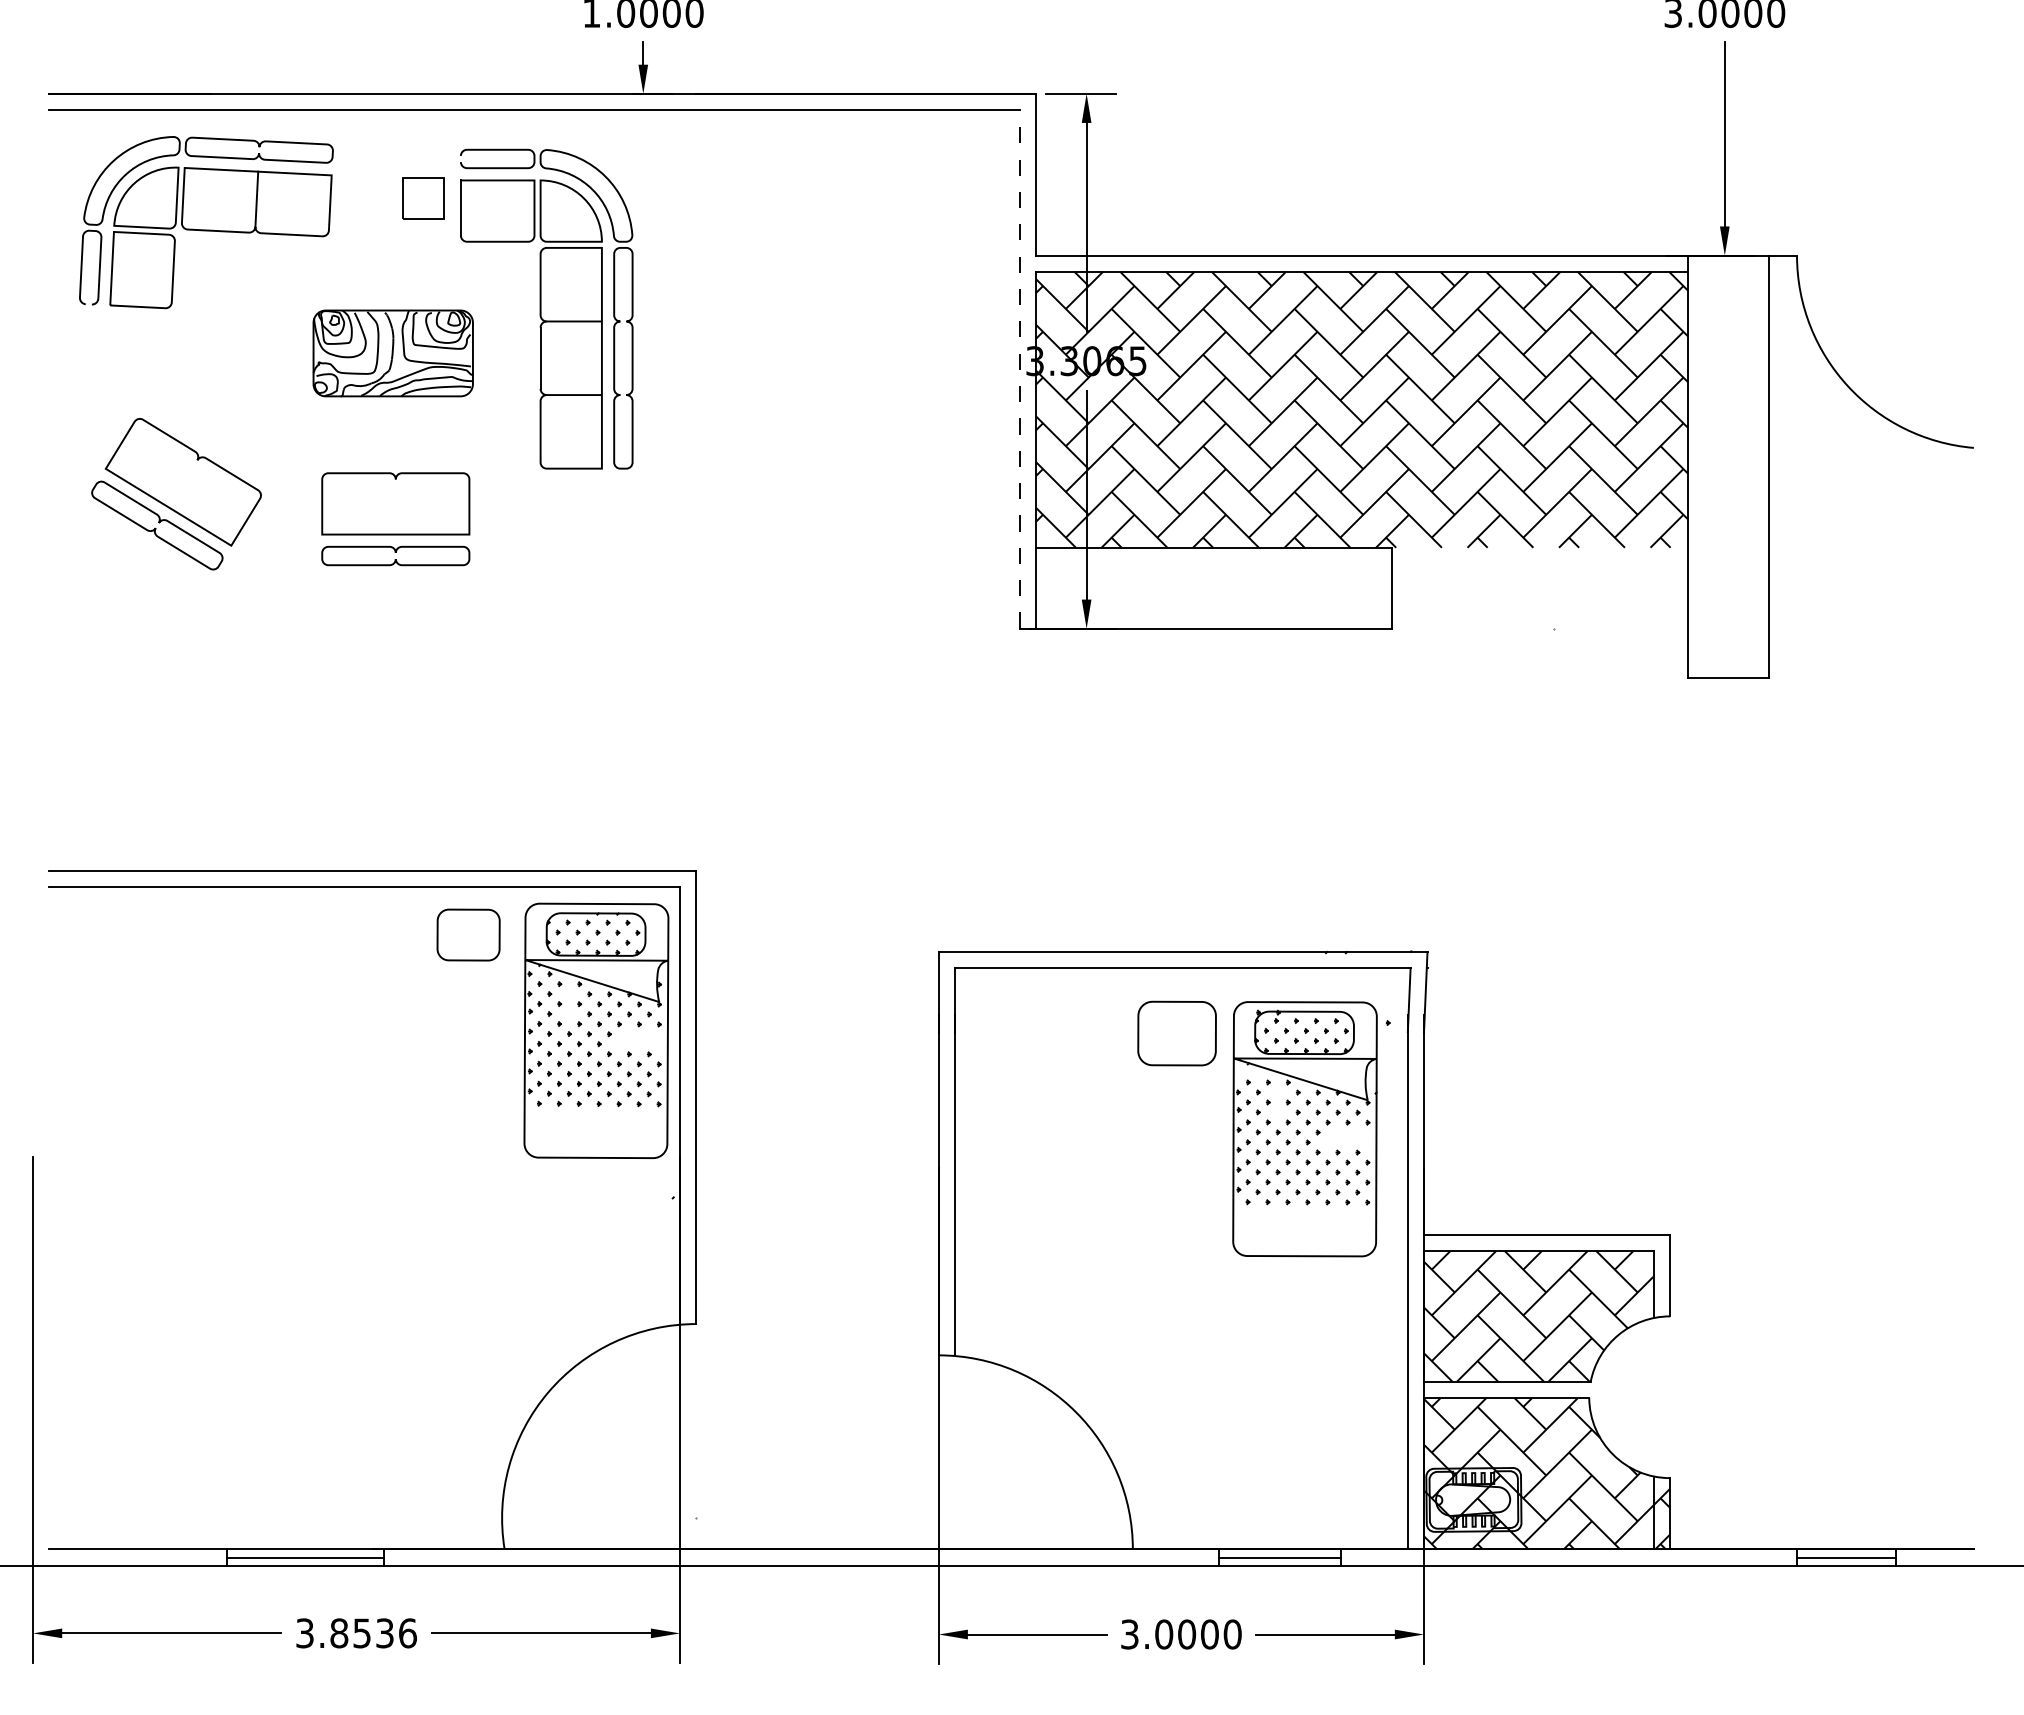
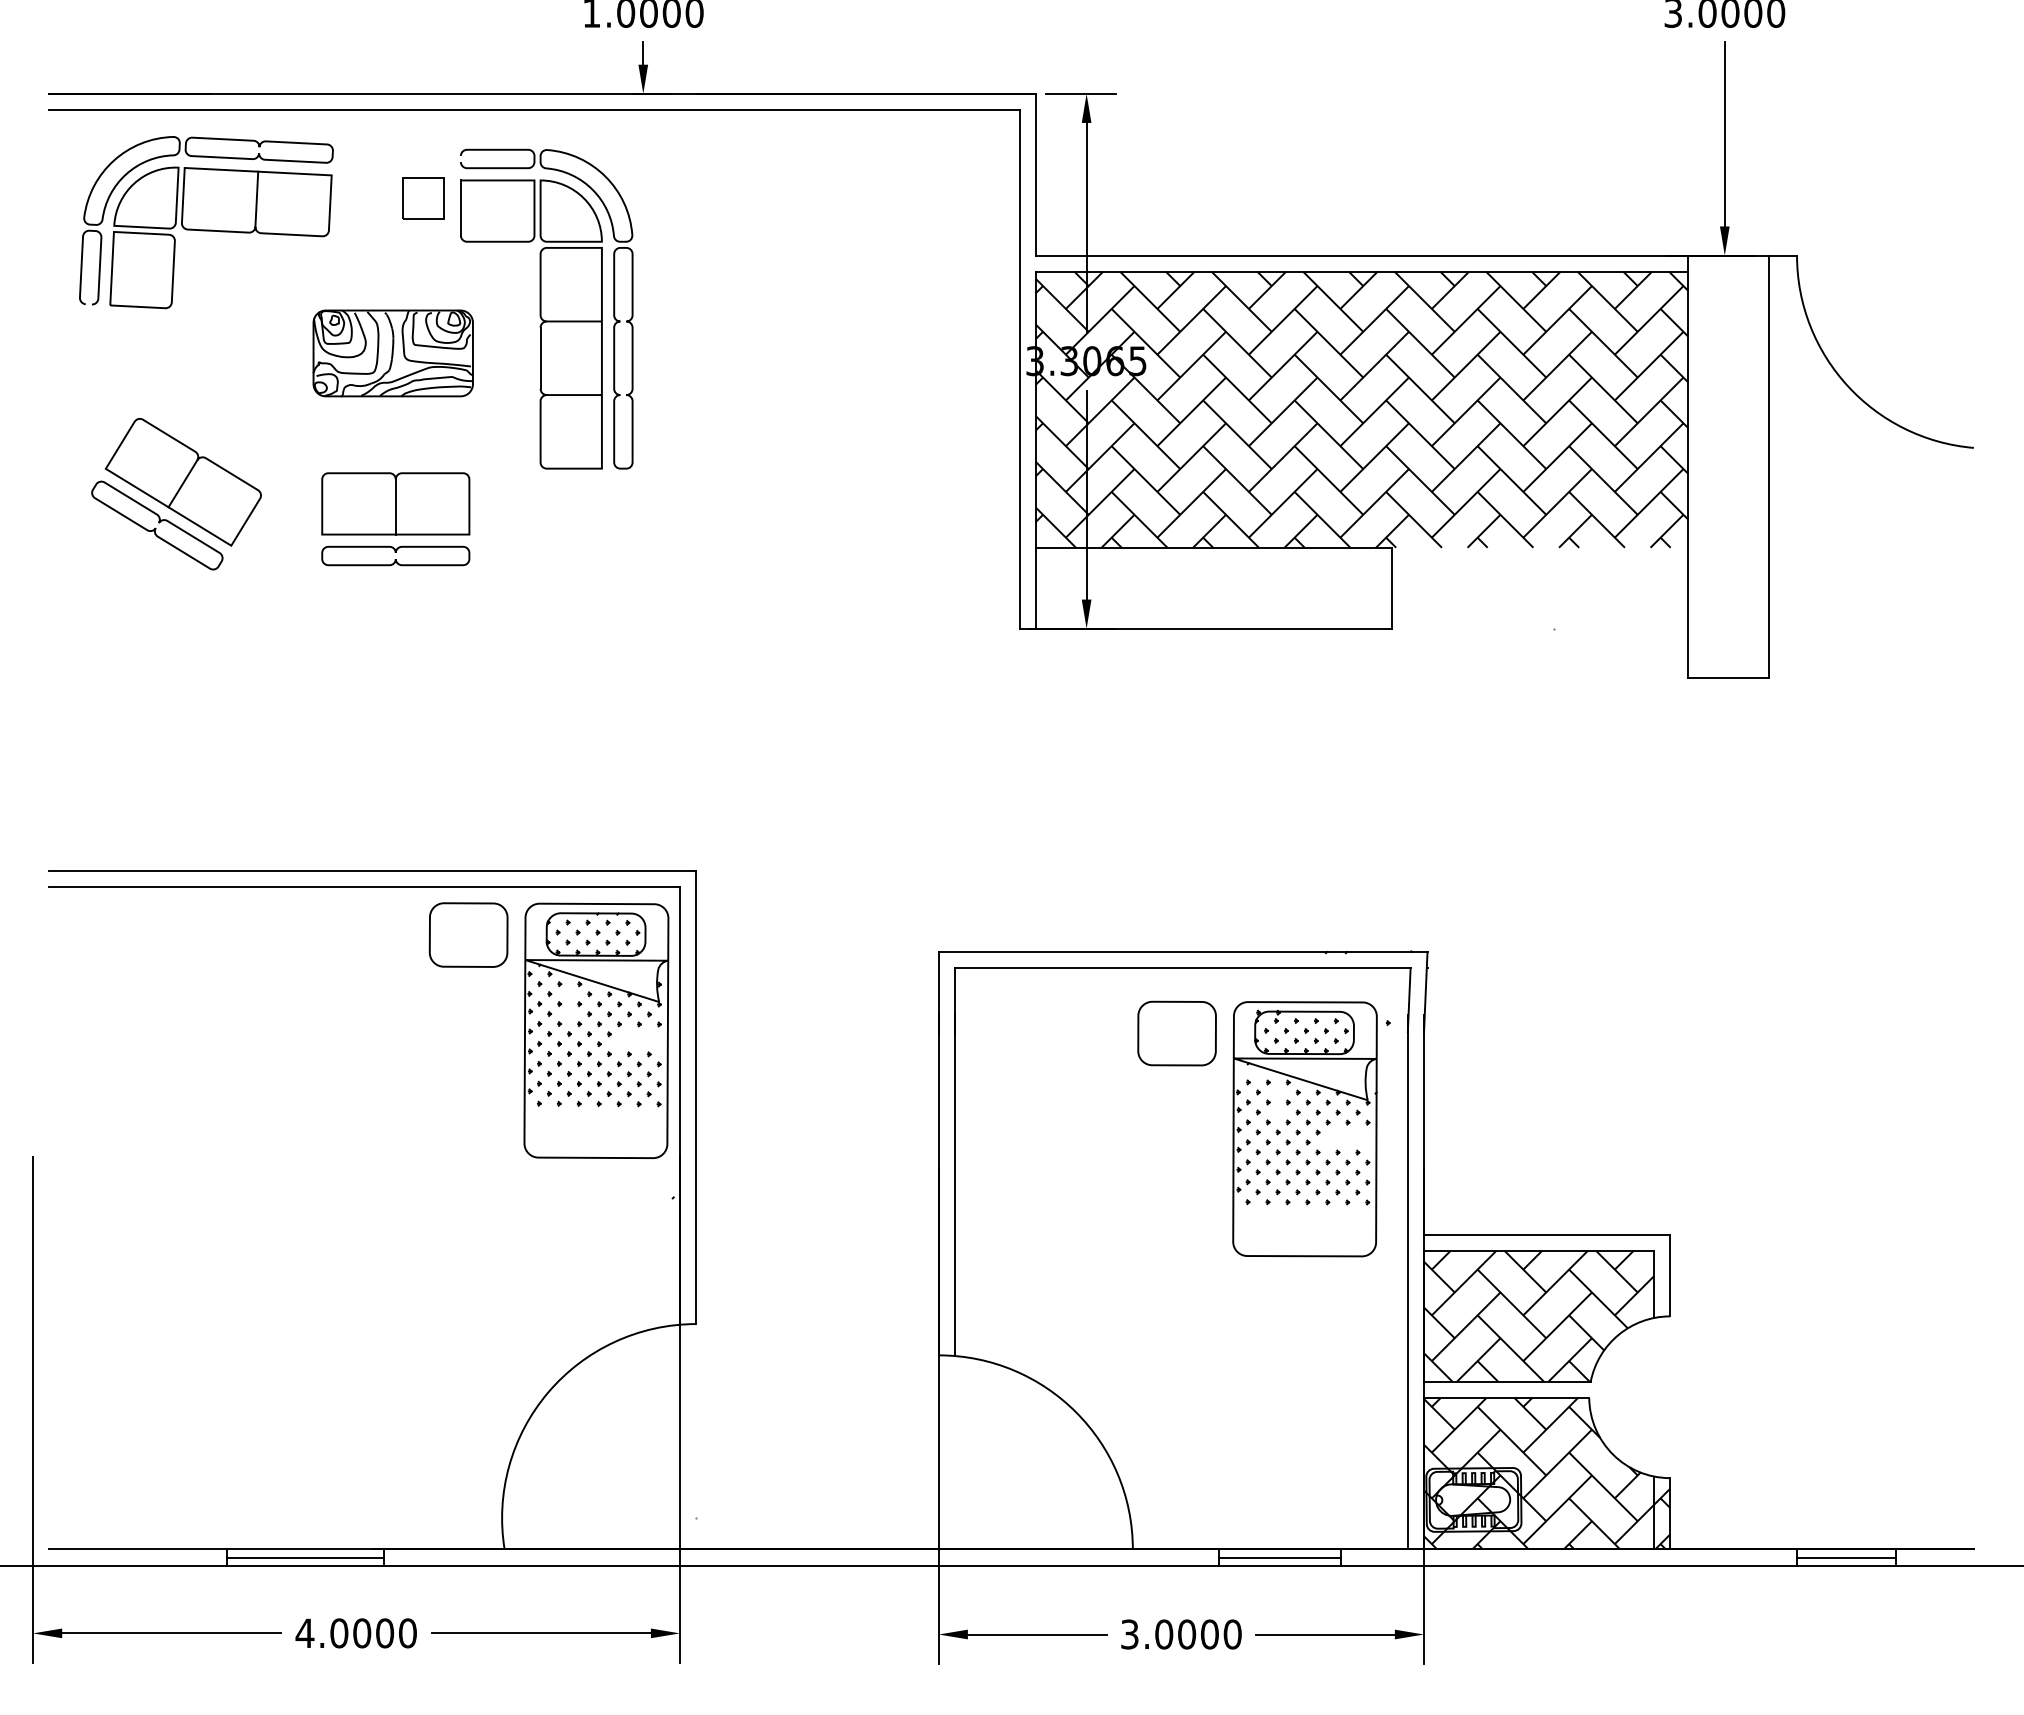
line: dashed -> solid (1019, 368)
line: none -> present (182, 483)
line: none -> present (395, 506)
part size: 65x54 px -> 81x66 px (468, 934)
text: 3.8536 -> 4.0000 (356, 1633)
